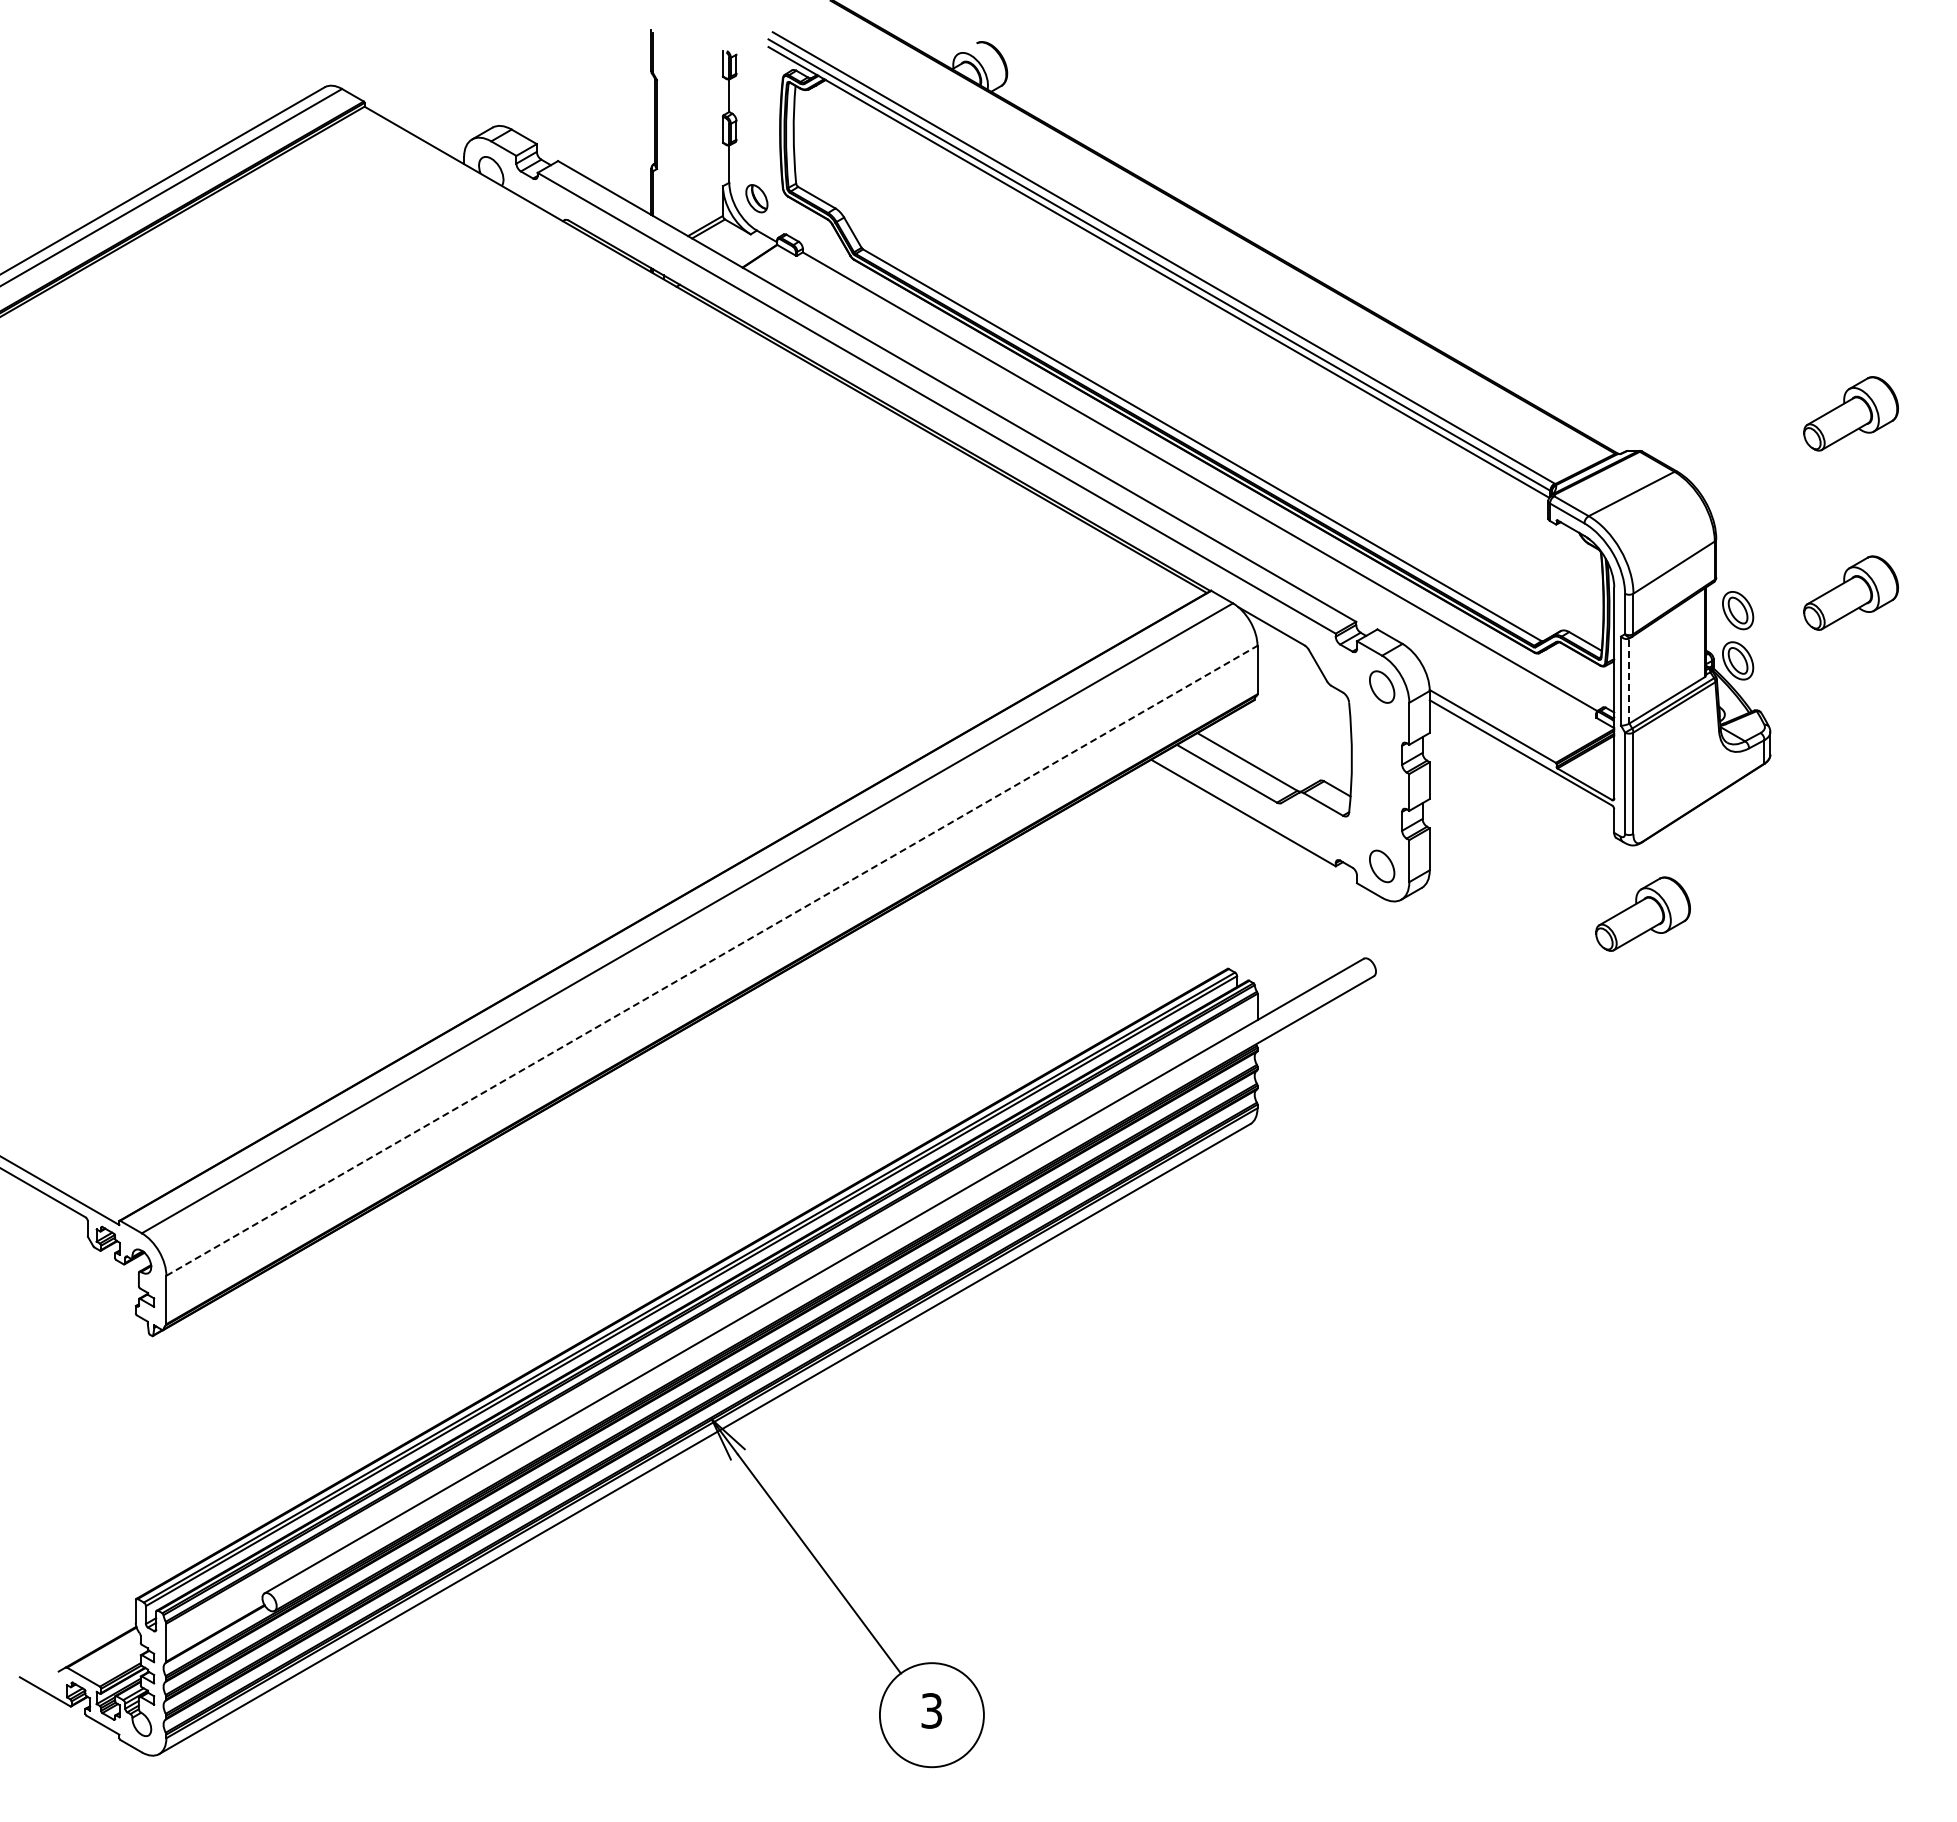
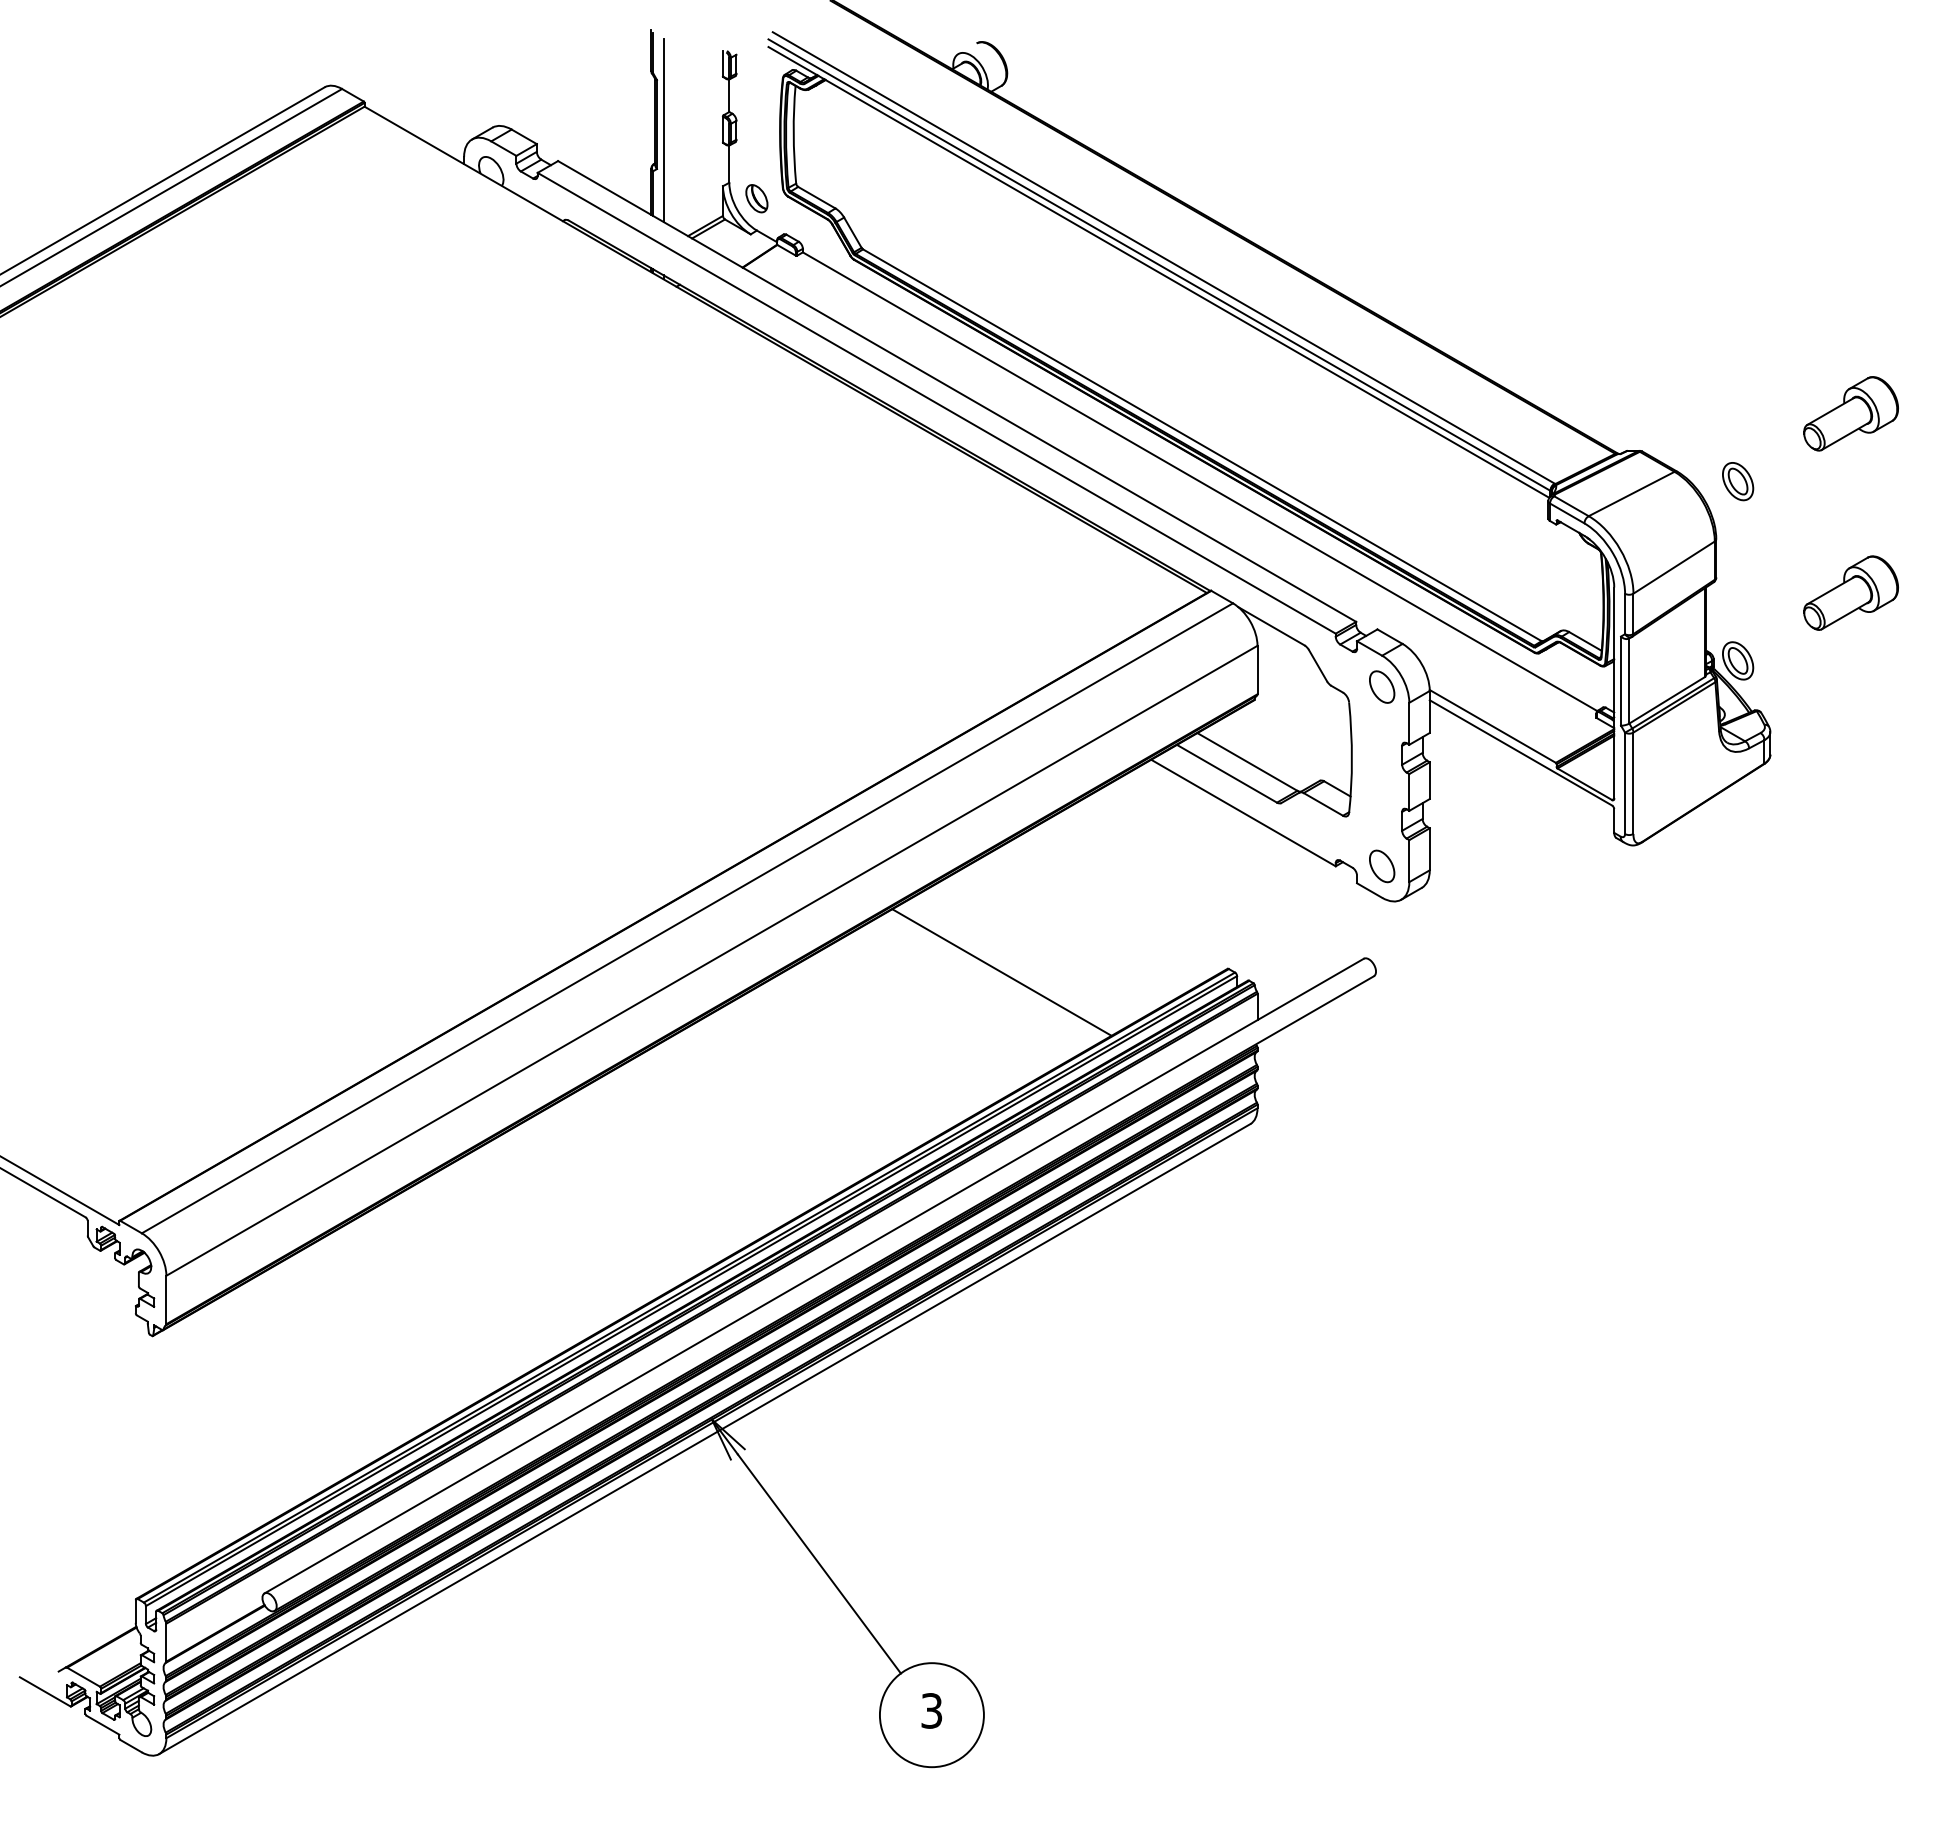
line: none -> present (663, 130)
part position: (1738, 610) -> (1738, 481) (1738, 481)
line: dashed -> solid (1629, 680)
part: present -> none (1642, 913)
line: dashed -> solid (711, 960)
line: none -> present (1001, 972)
